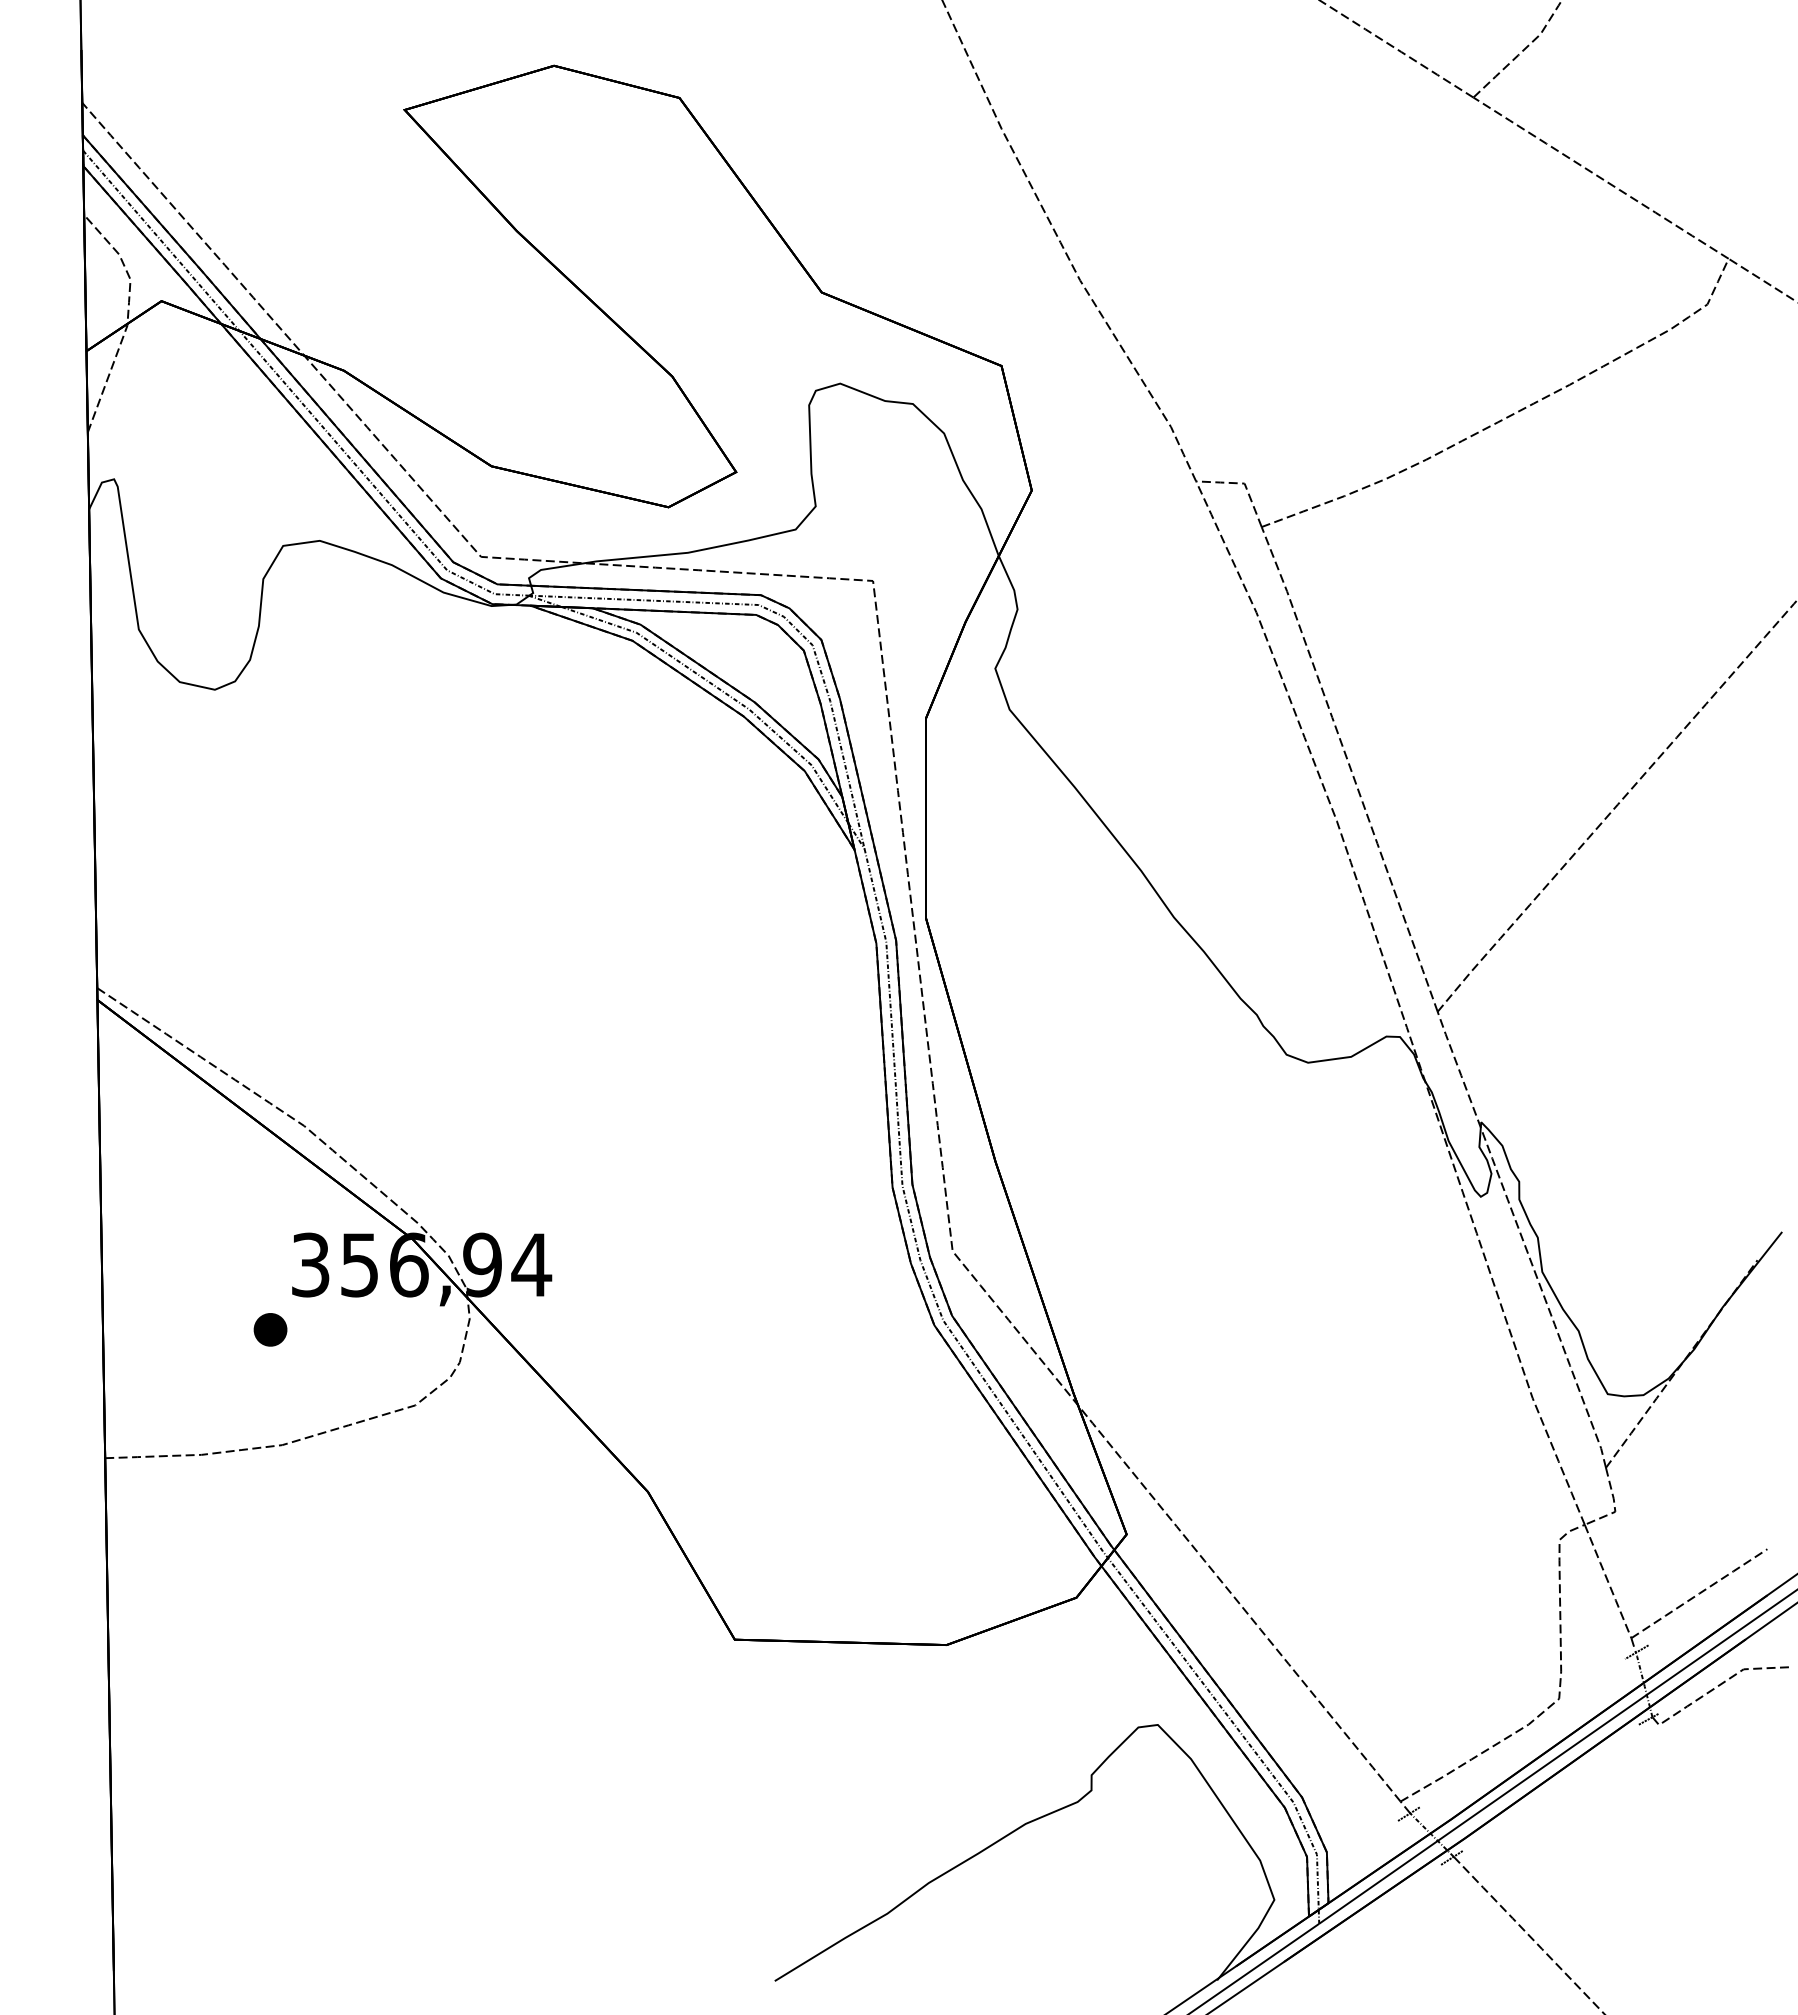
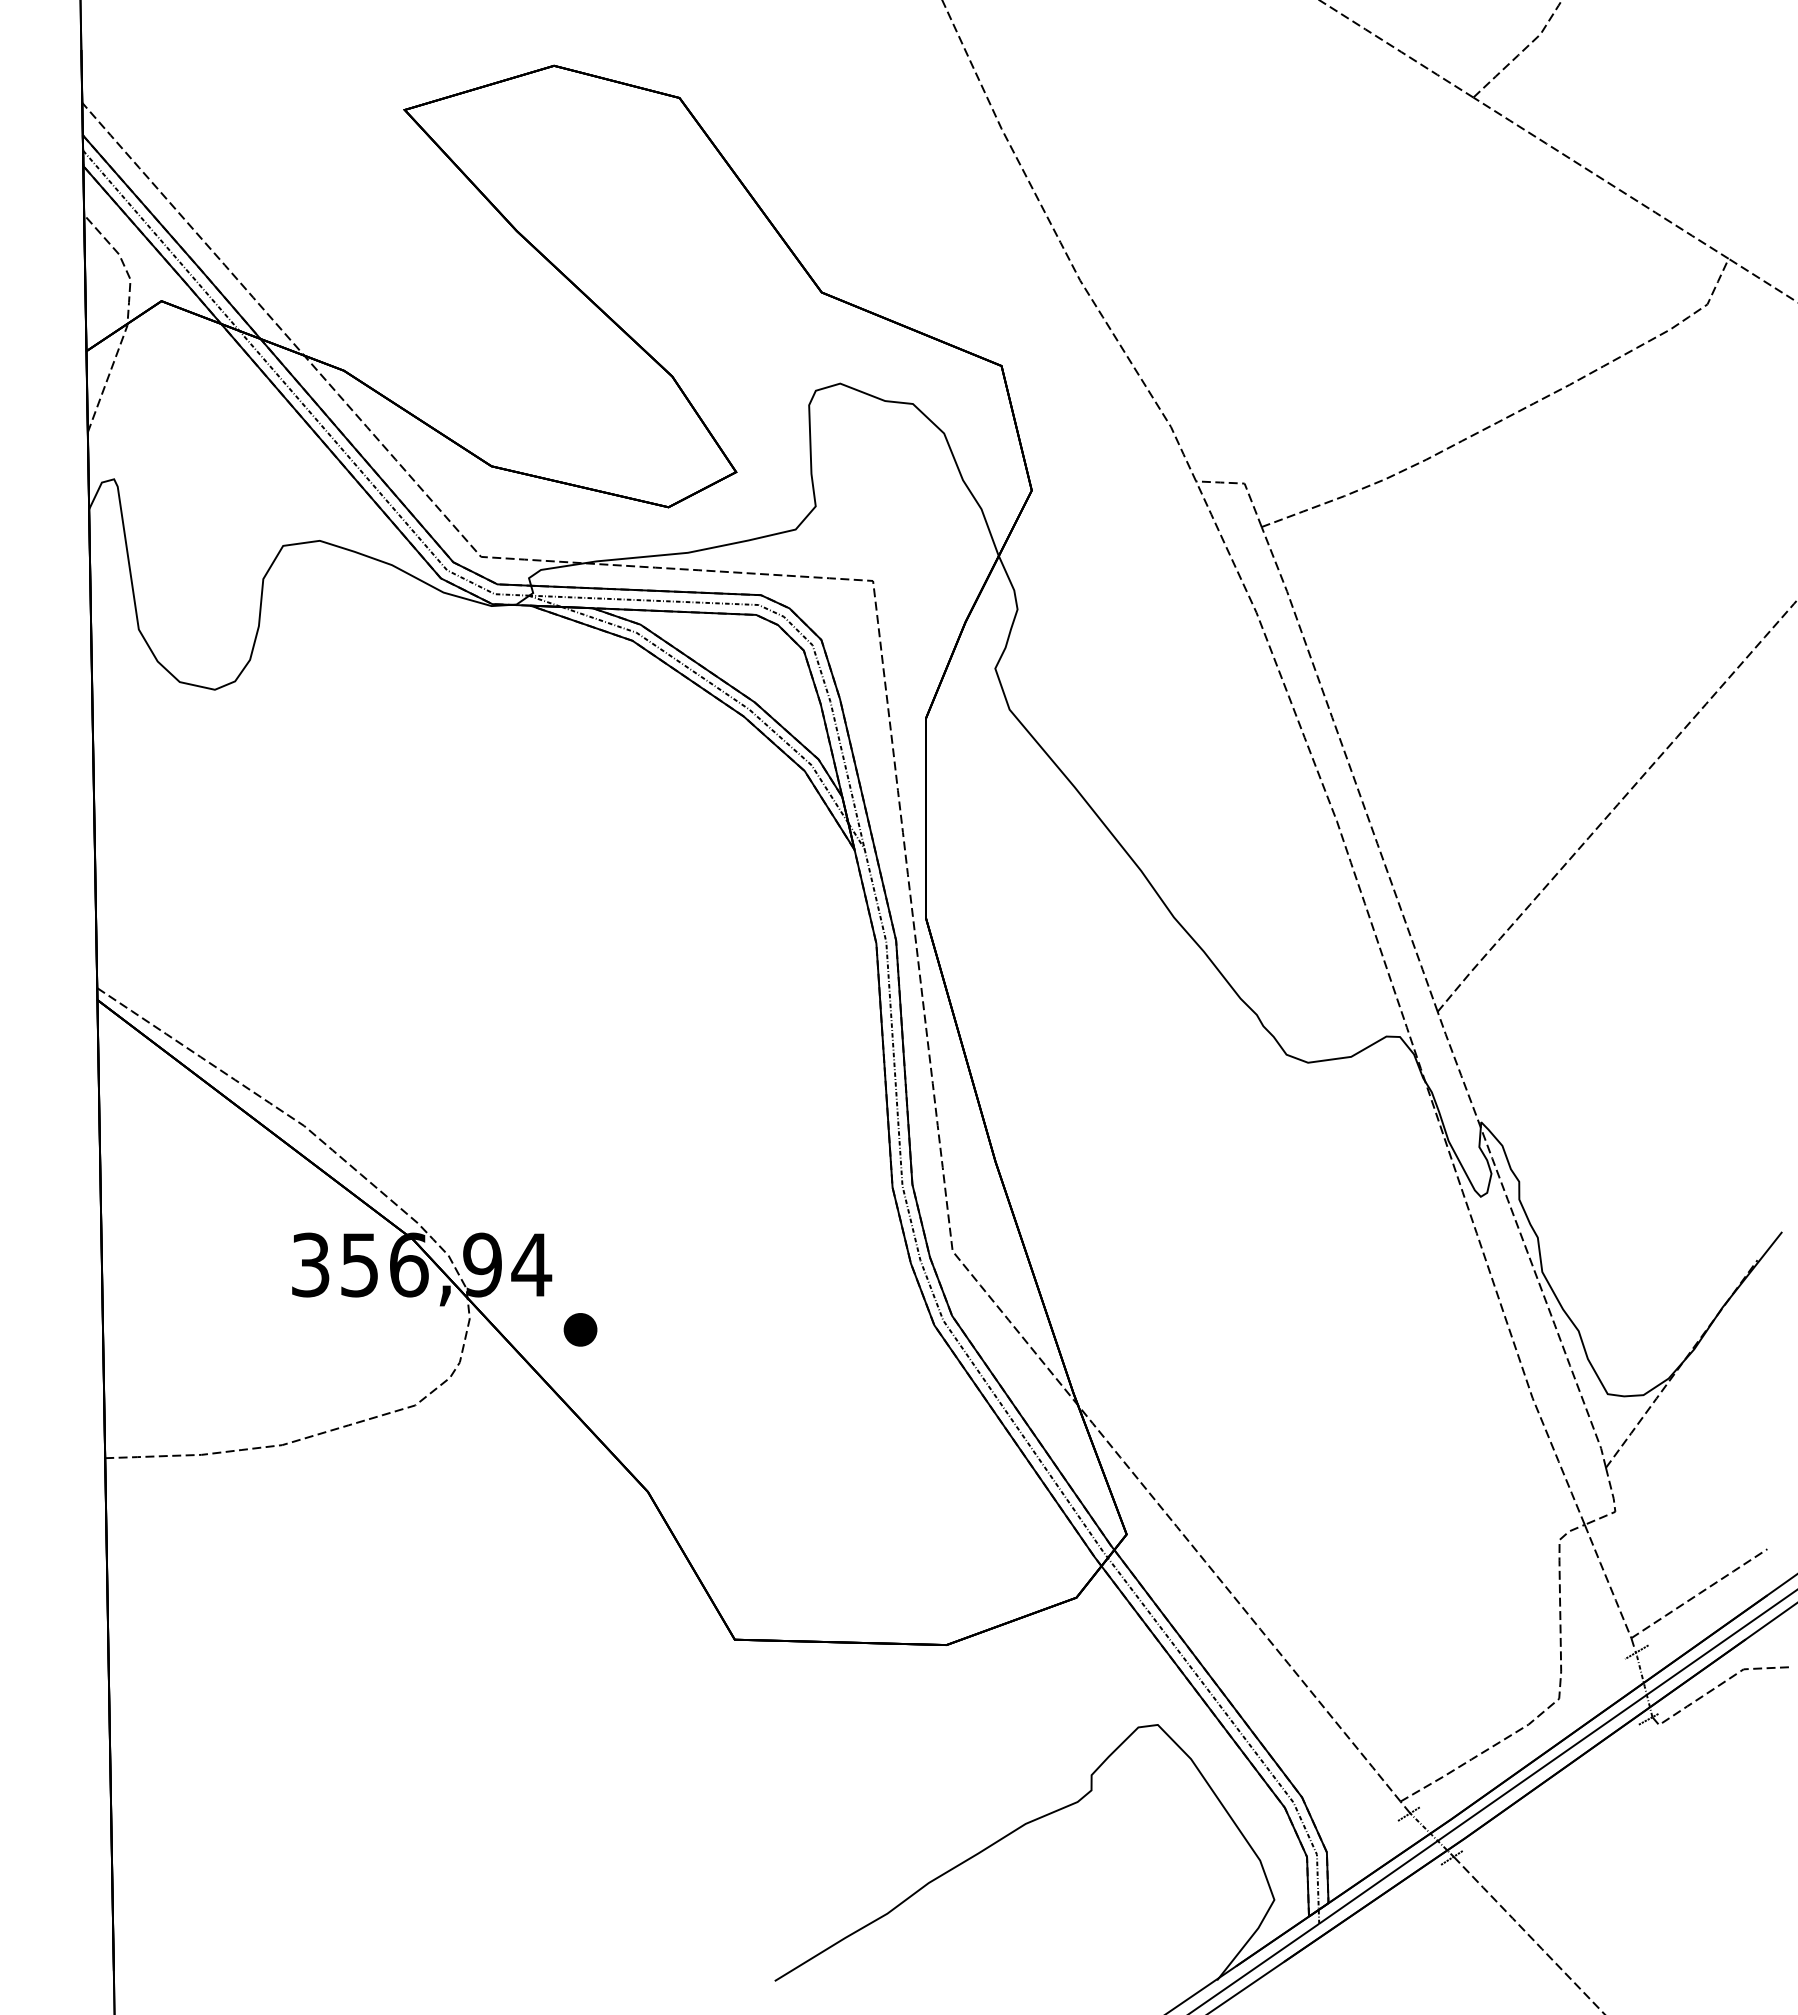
part position: (270, 1329) -> (580, 1329) (580, 1329)
